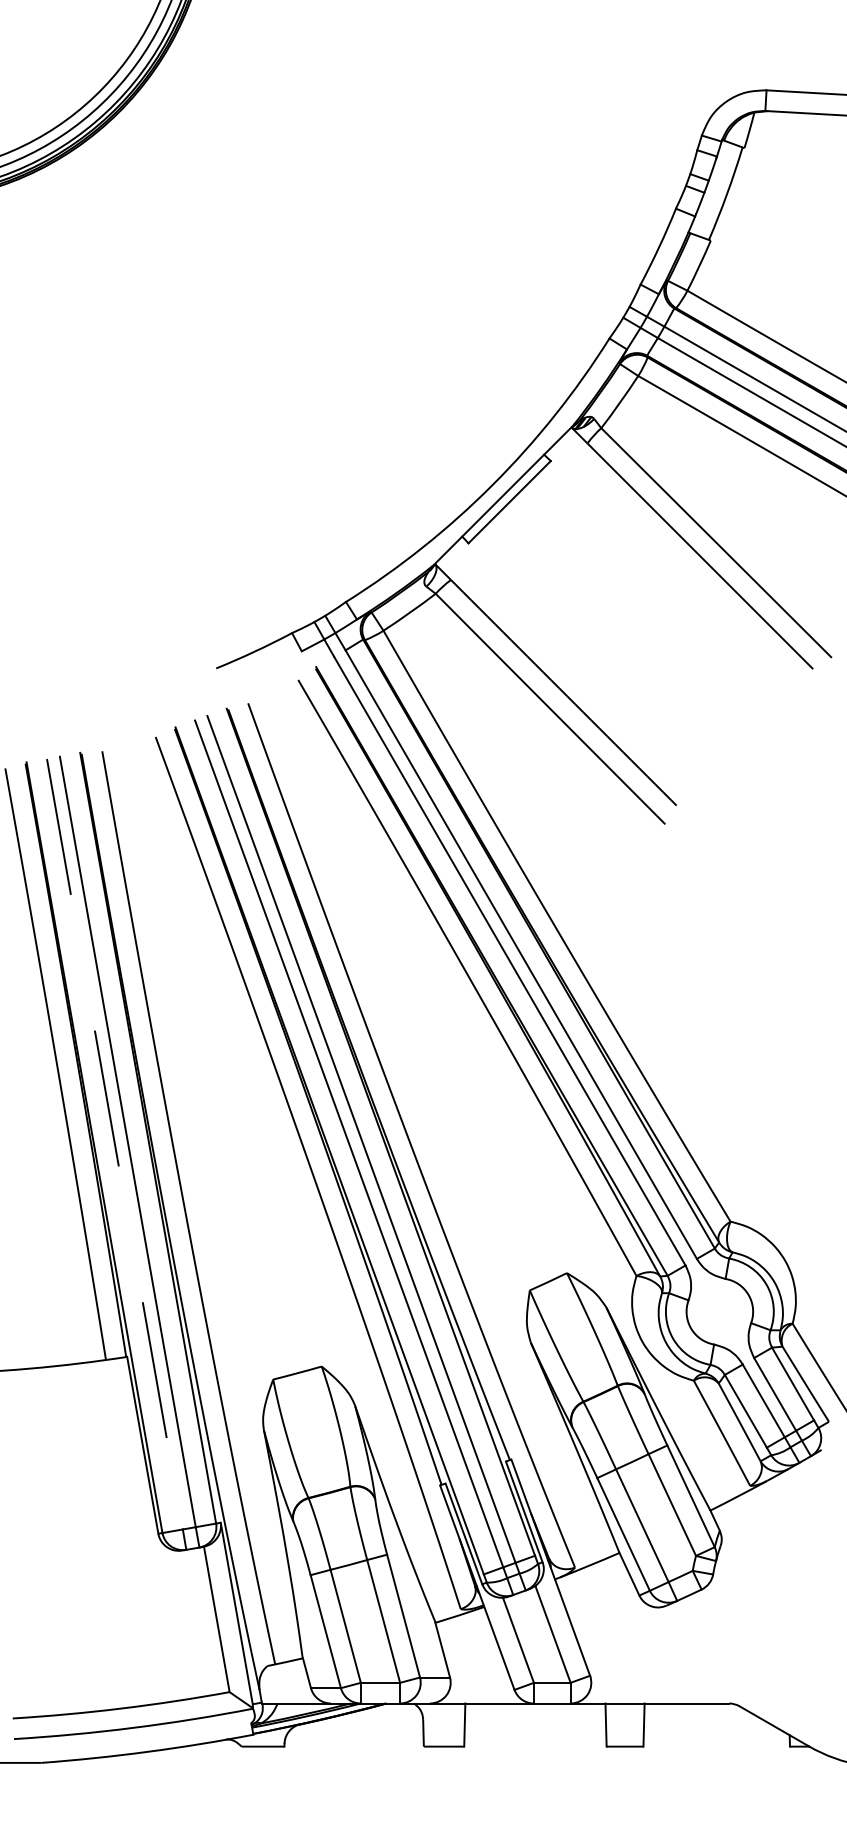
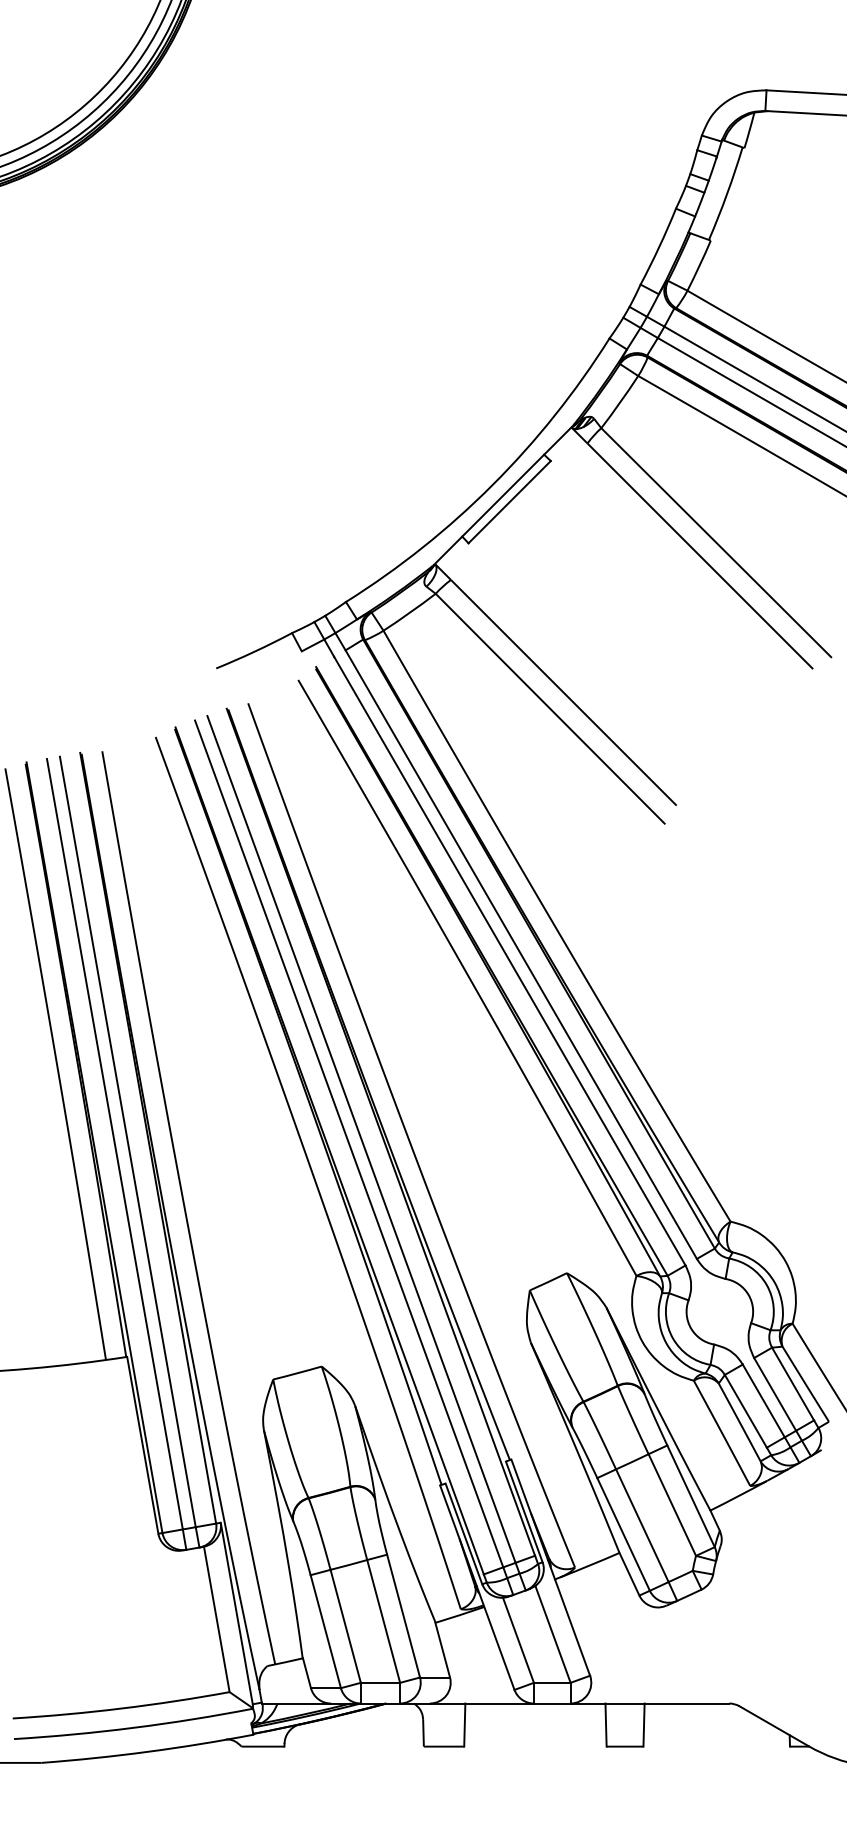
line: dashed -> solid (115, 1144)
